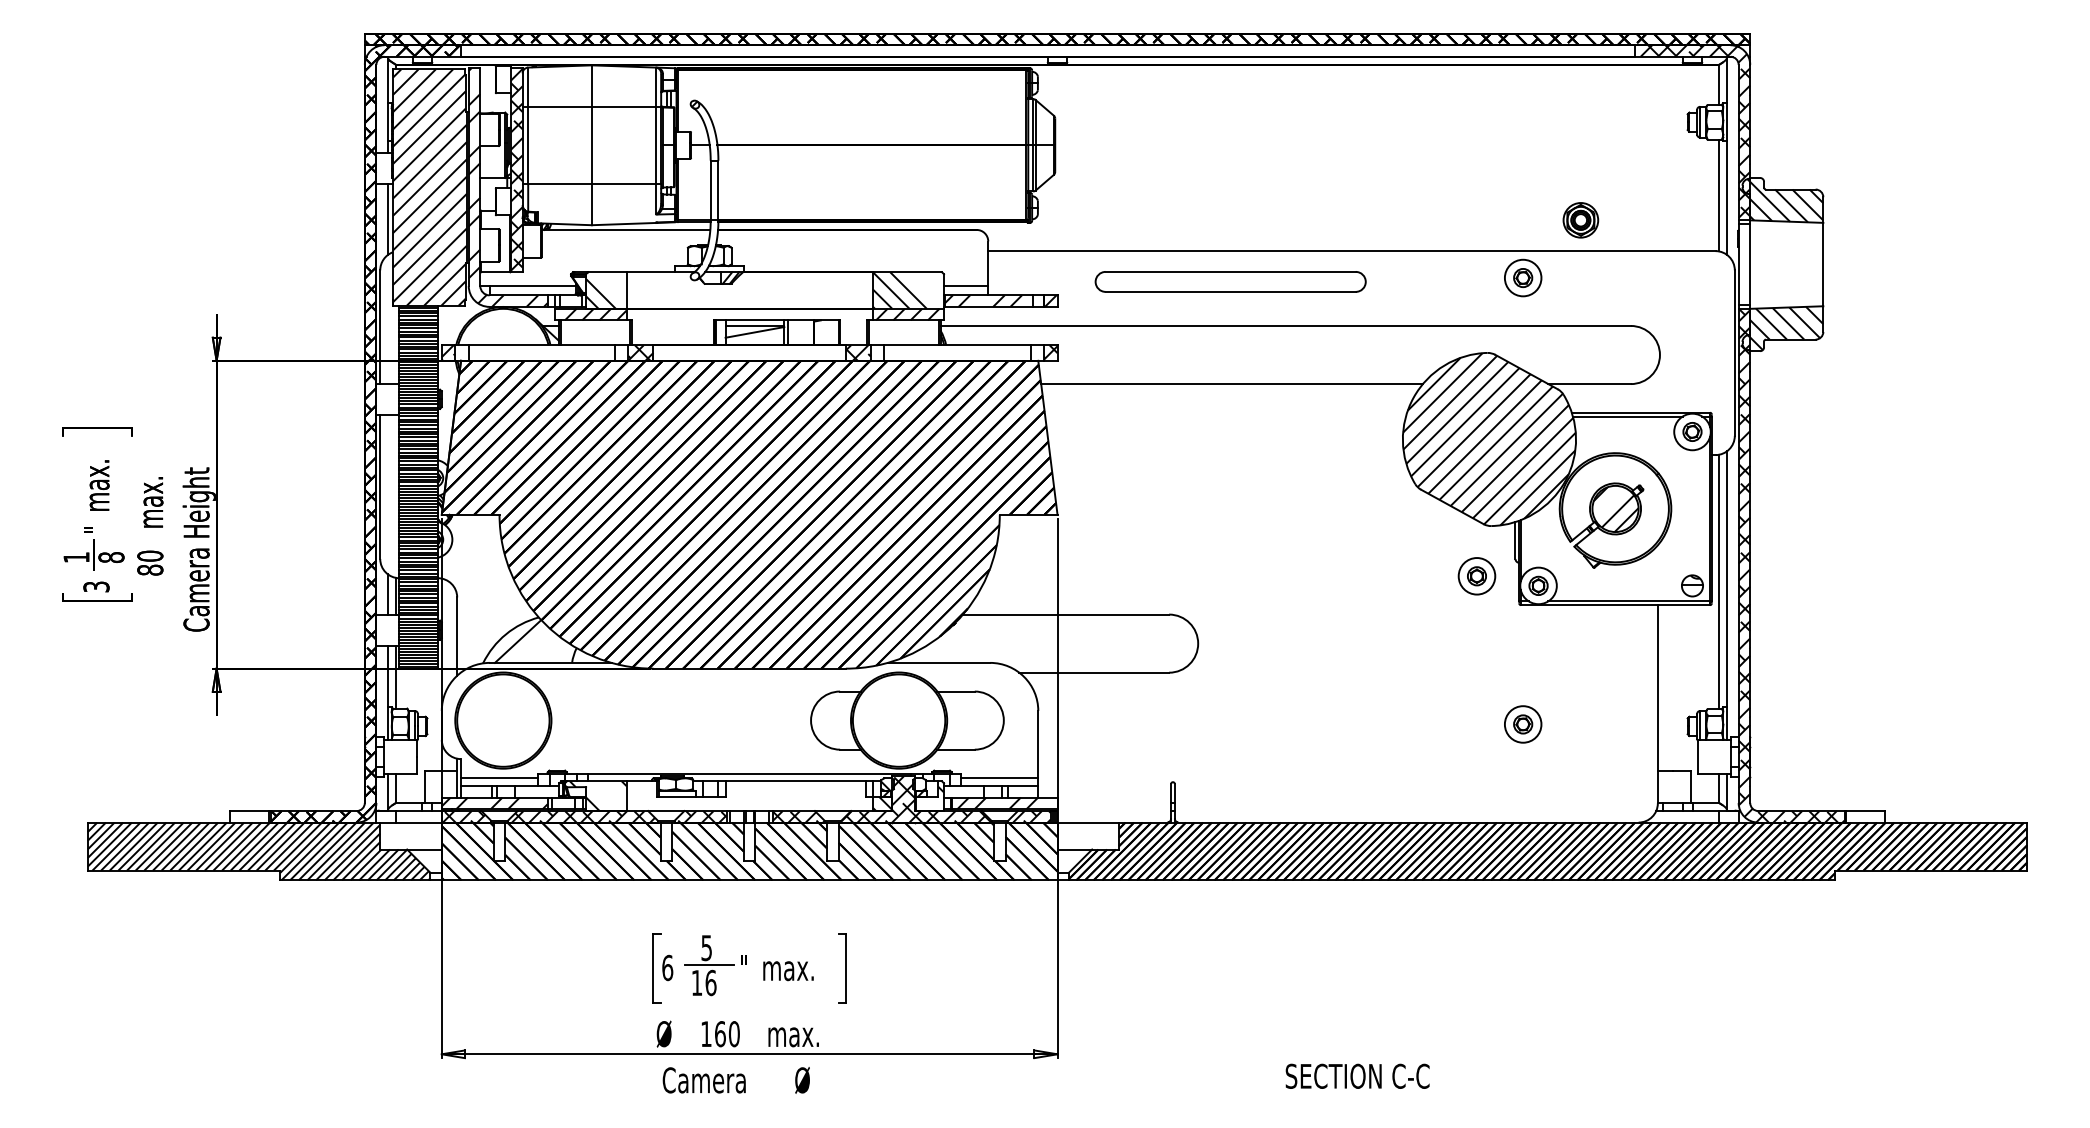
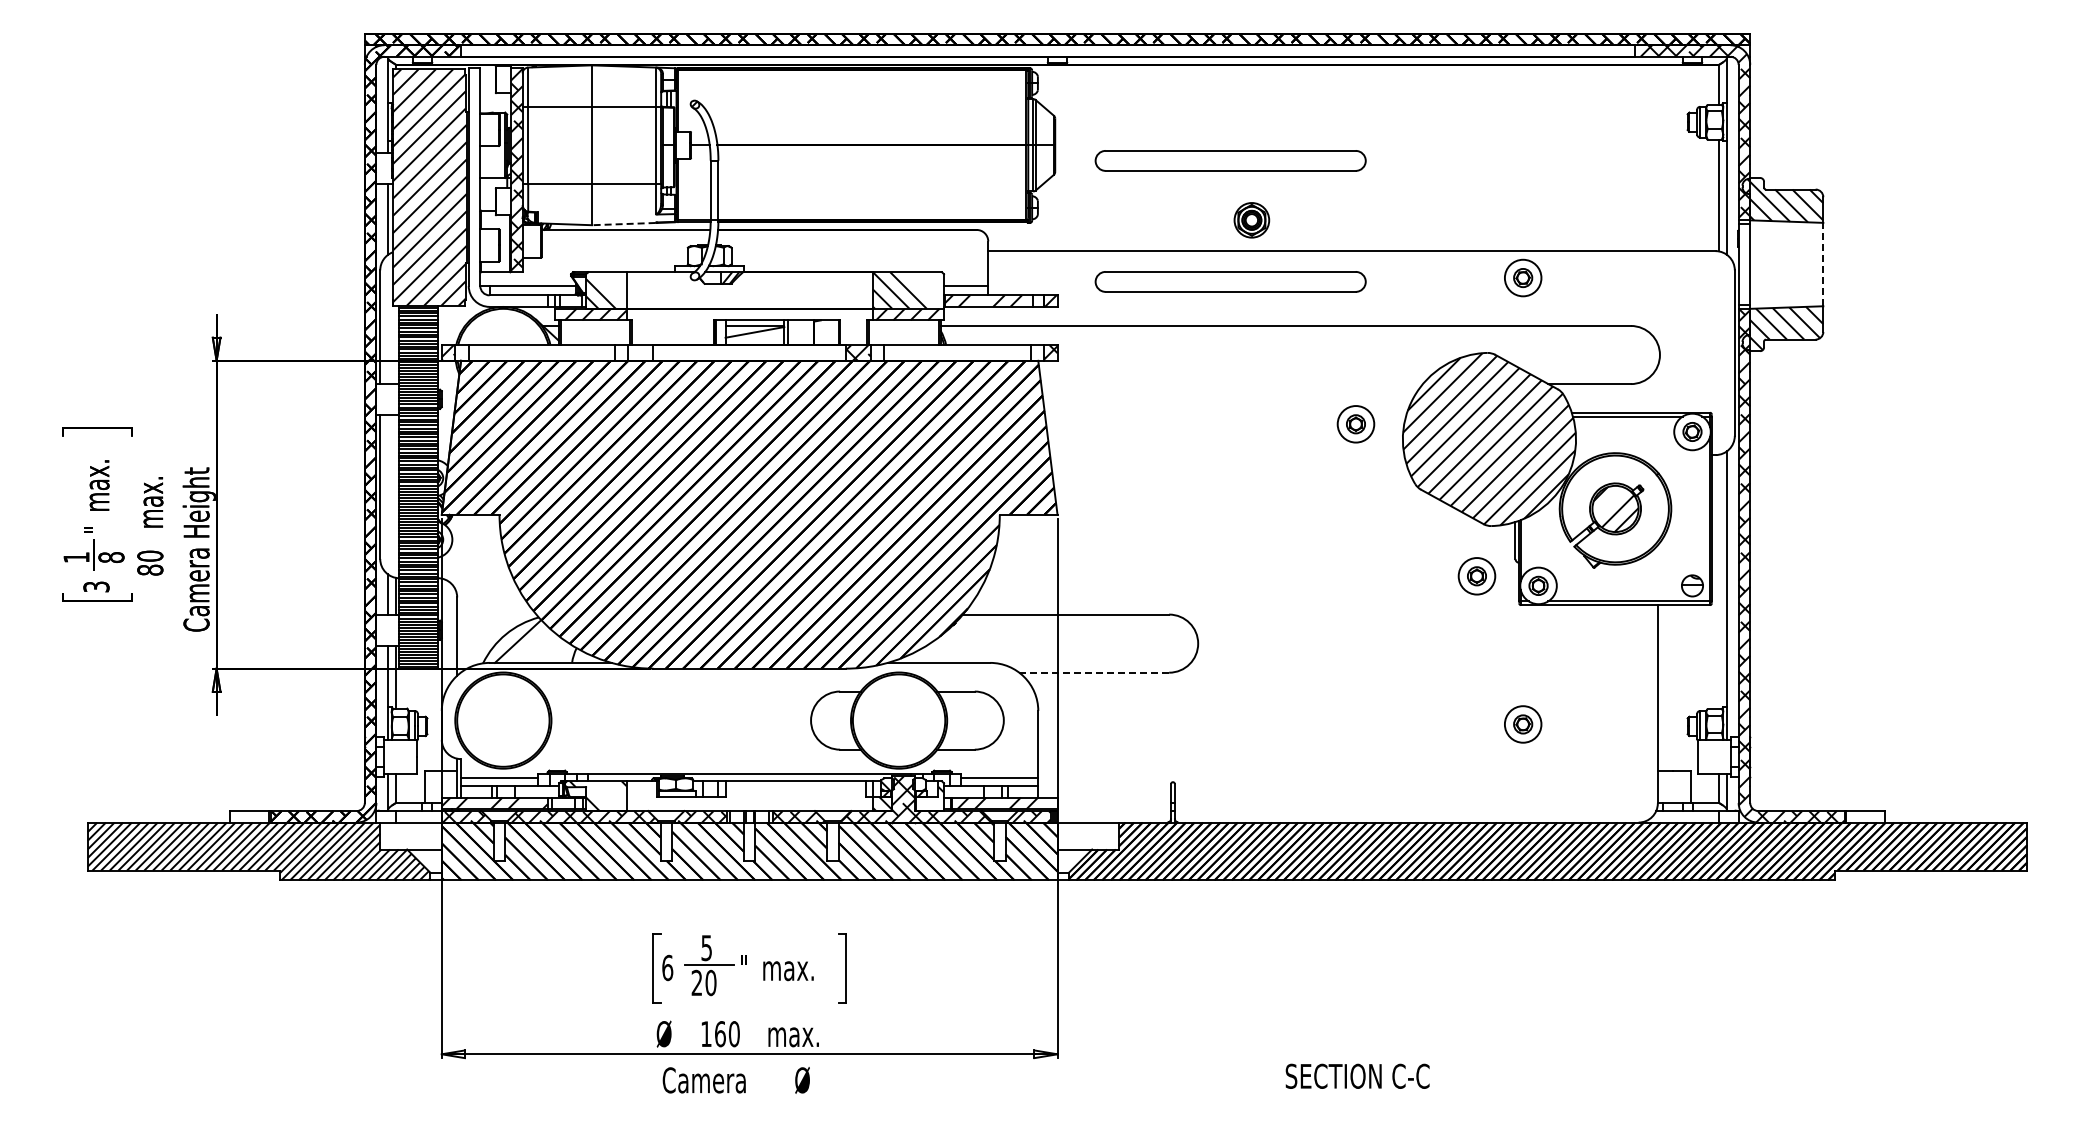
part: none -> present (1230, 160)
hatch: present -> none (507, 187)
part position: (1580, 220) -> (1251, 220) (1251, 220)
line: solid -> dashed (623, 224)
line: solid -> dashed (1823, 264)
hatch: present -> none (640, 352)
line: present -> none (1231, 384)
part: none -> present (1355, 424)
line: present -> none (1719, 581)
line: solid -> dashed (1094, 672)
text: 16 -> 20 (703, 982)
